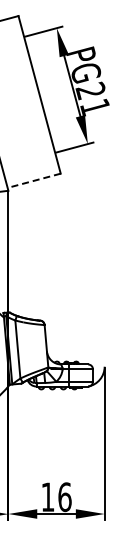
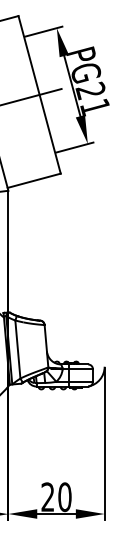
line: none -> present (31, 96)
line: dashed -> solid (33, 180)
text: 16 -> 20 (56, 496)
